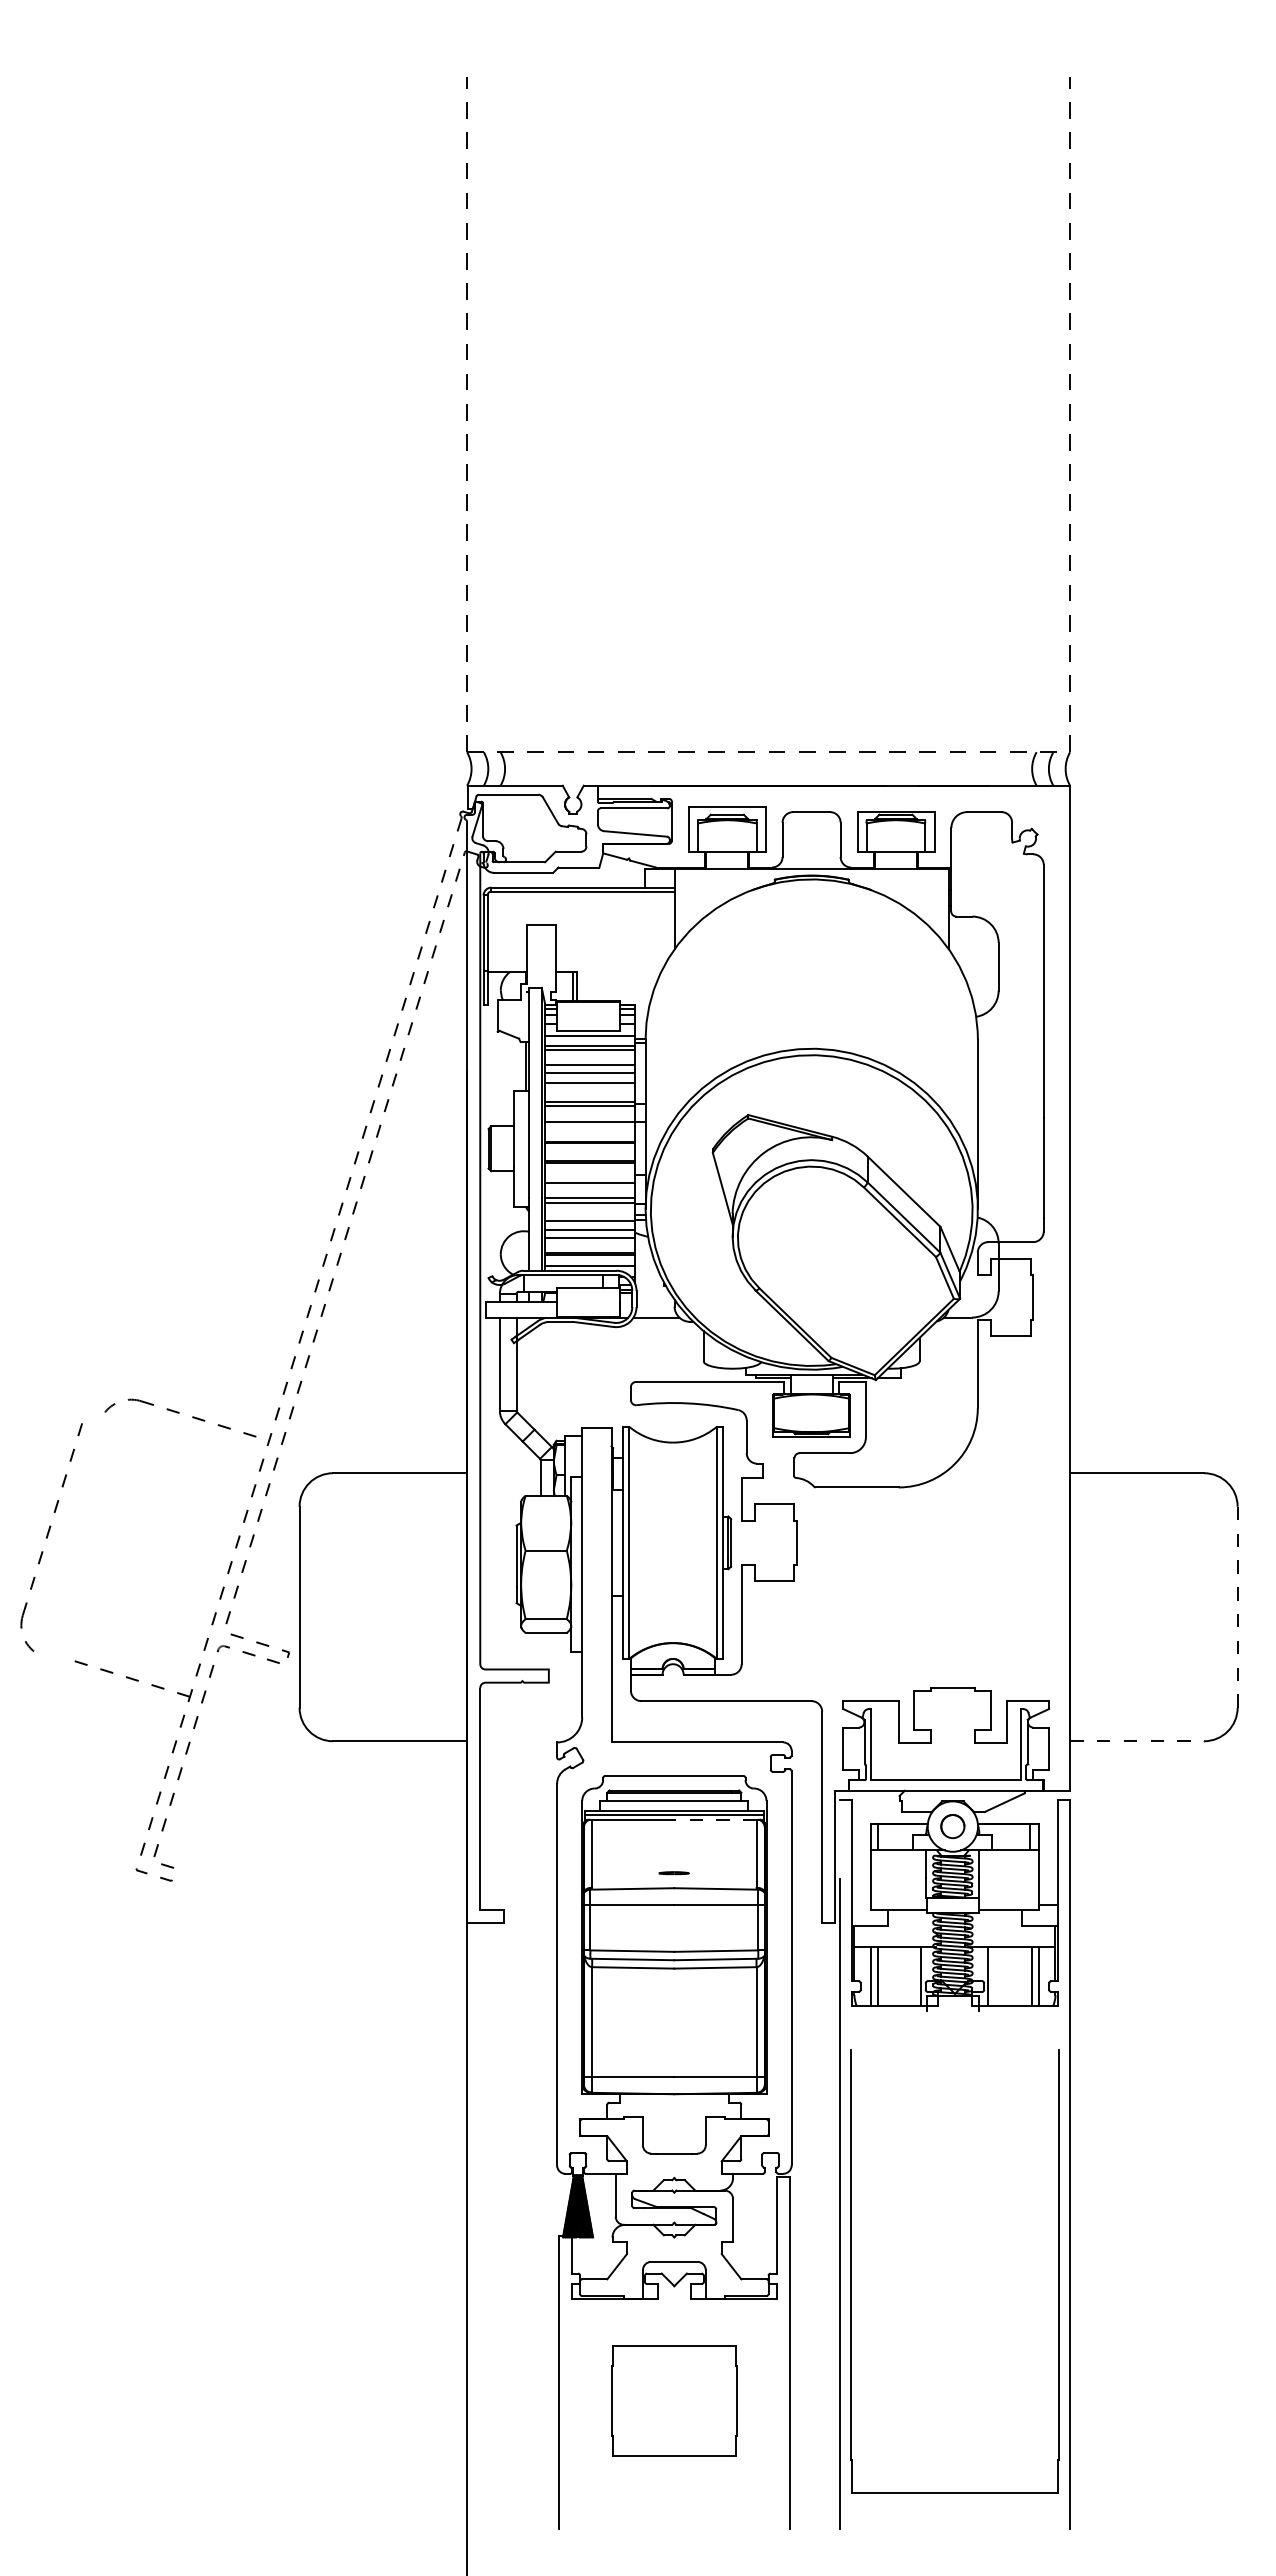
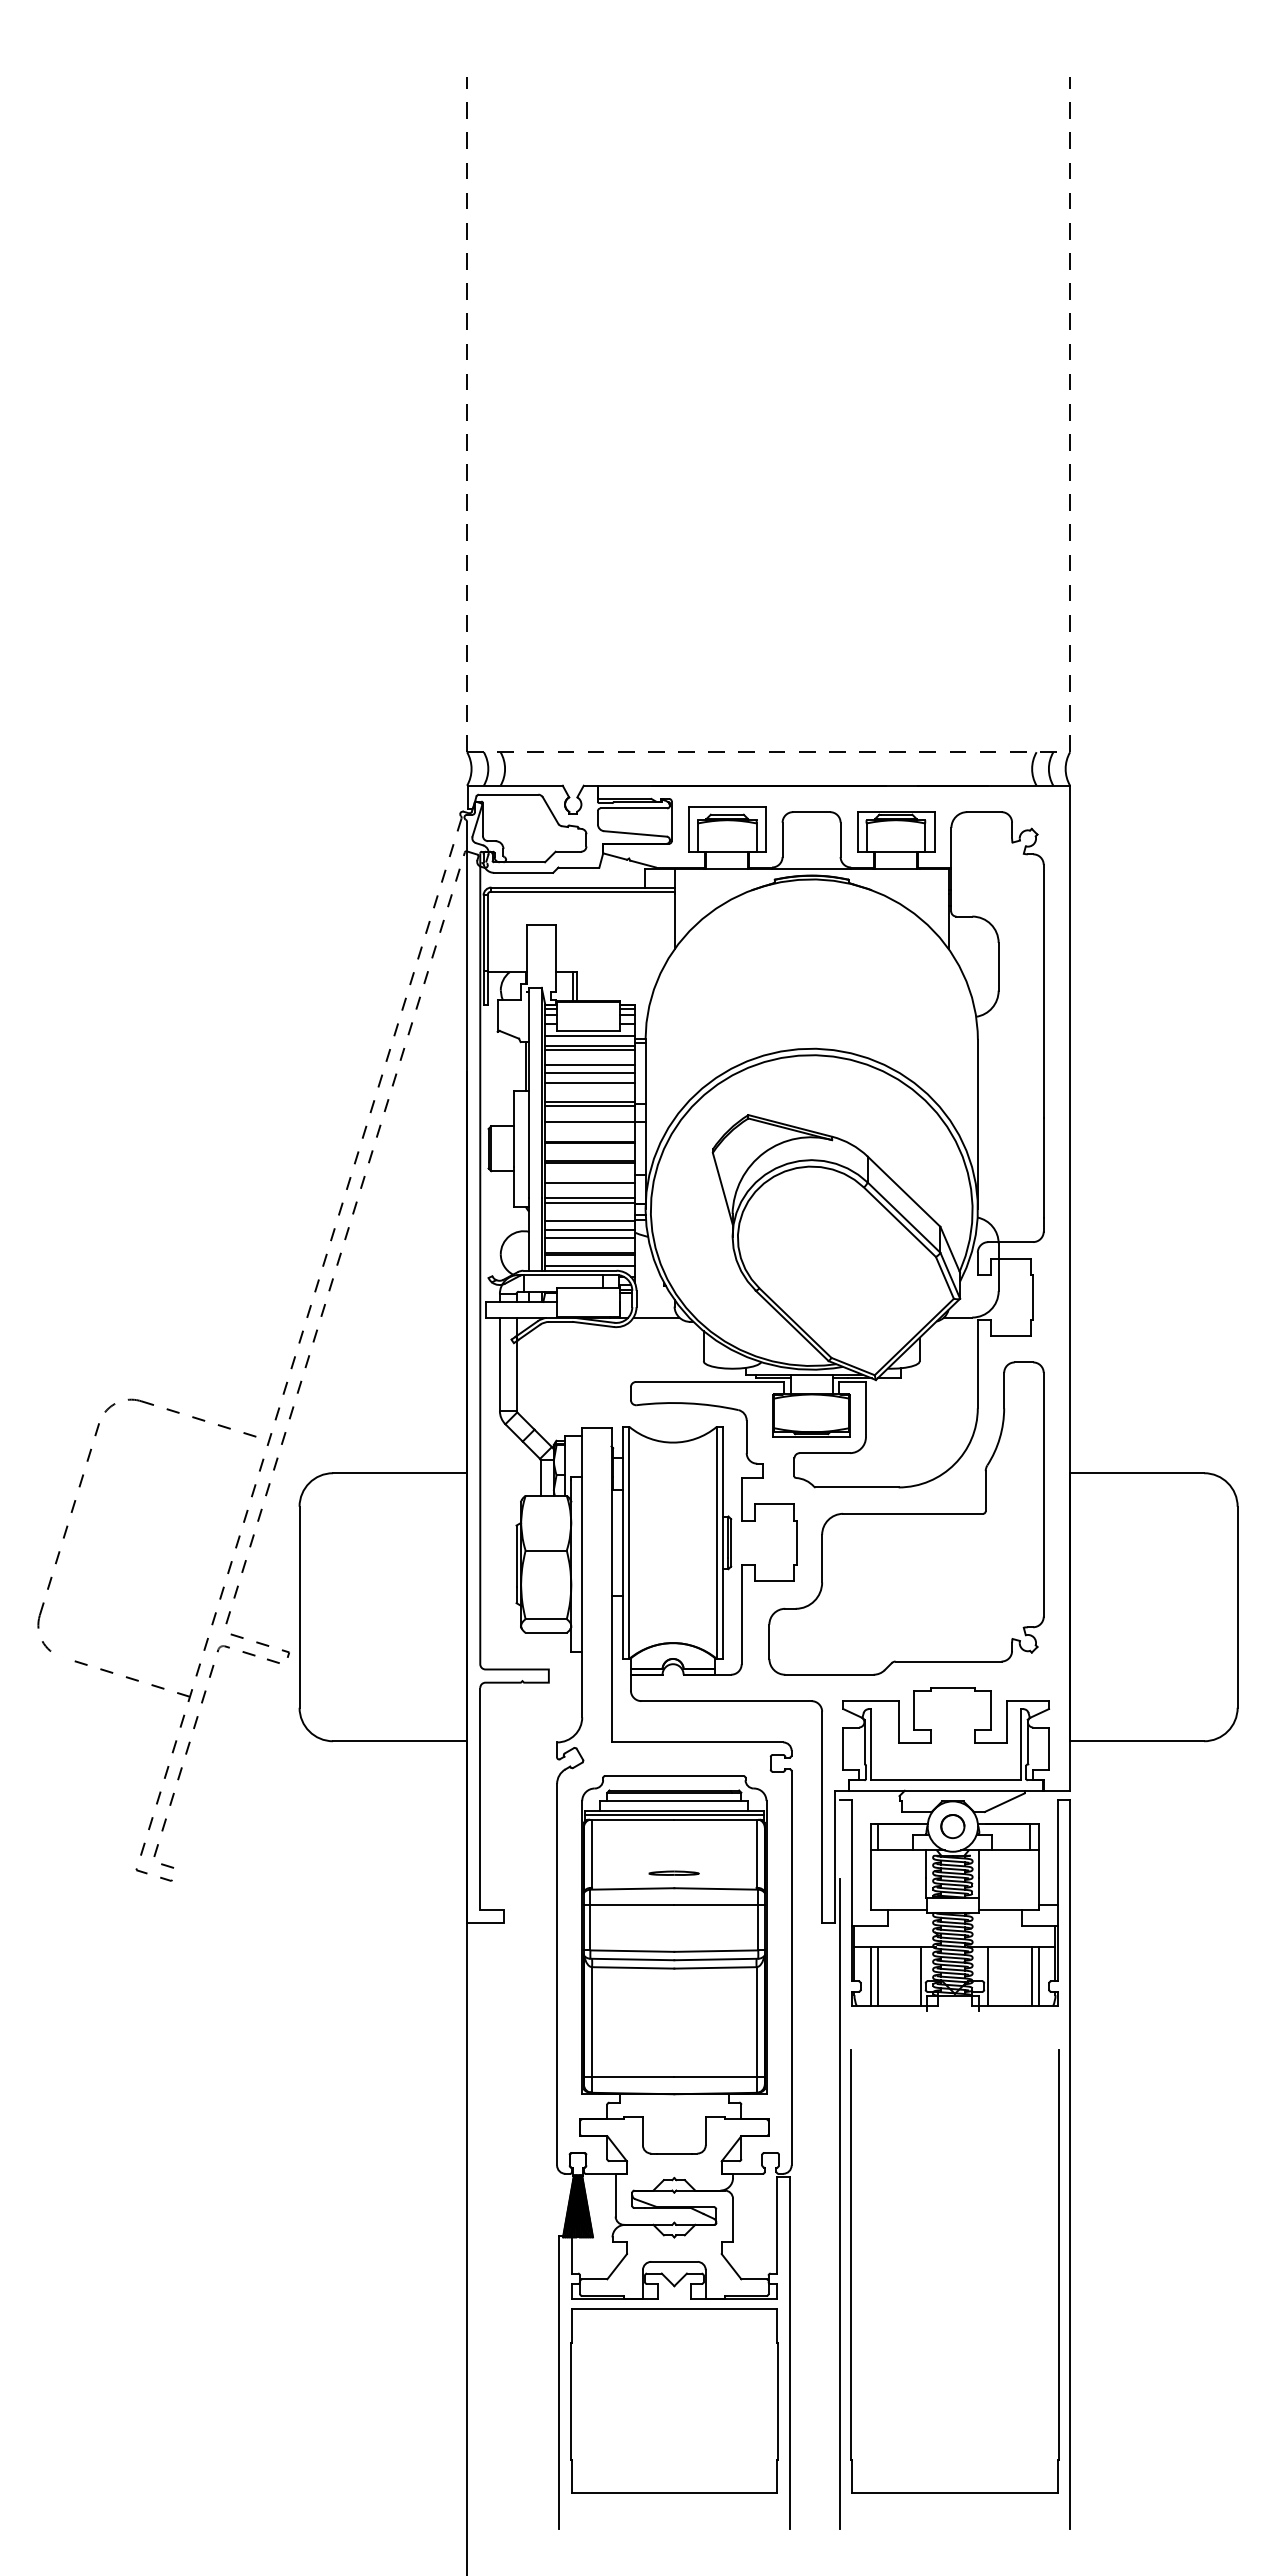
part: none -> present (906, 1518)
part position: (51, 1537) -> (68, 1537) (68, 1537)
line: dashed -> solid (1237, 1607)
line: dashed -> solid (1137, 1741)
line: dashed -> solid (714, 1819)
part size: 32x5 px -> 52x6 px (673, 1872)
part size: 127x112 px -> 209x186 px (674, 2400)
